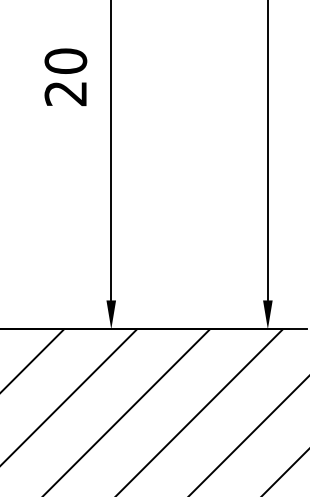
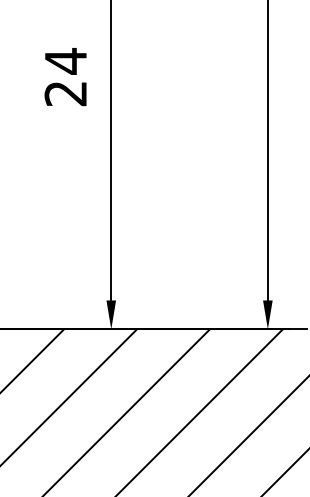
text: 20 -> 24 (65, 61)
